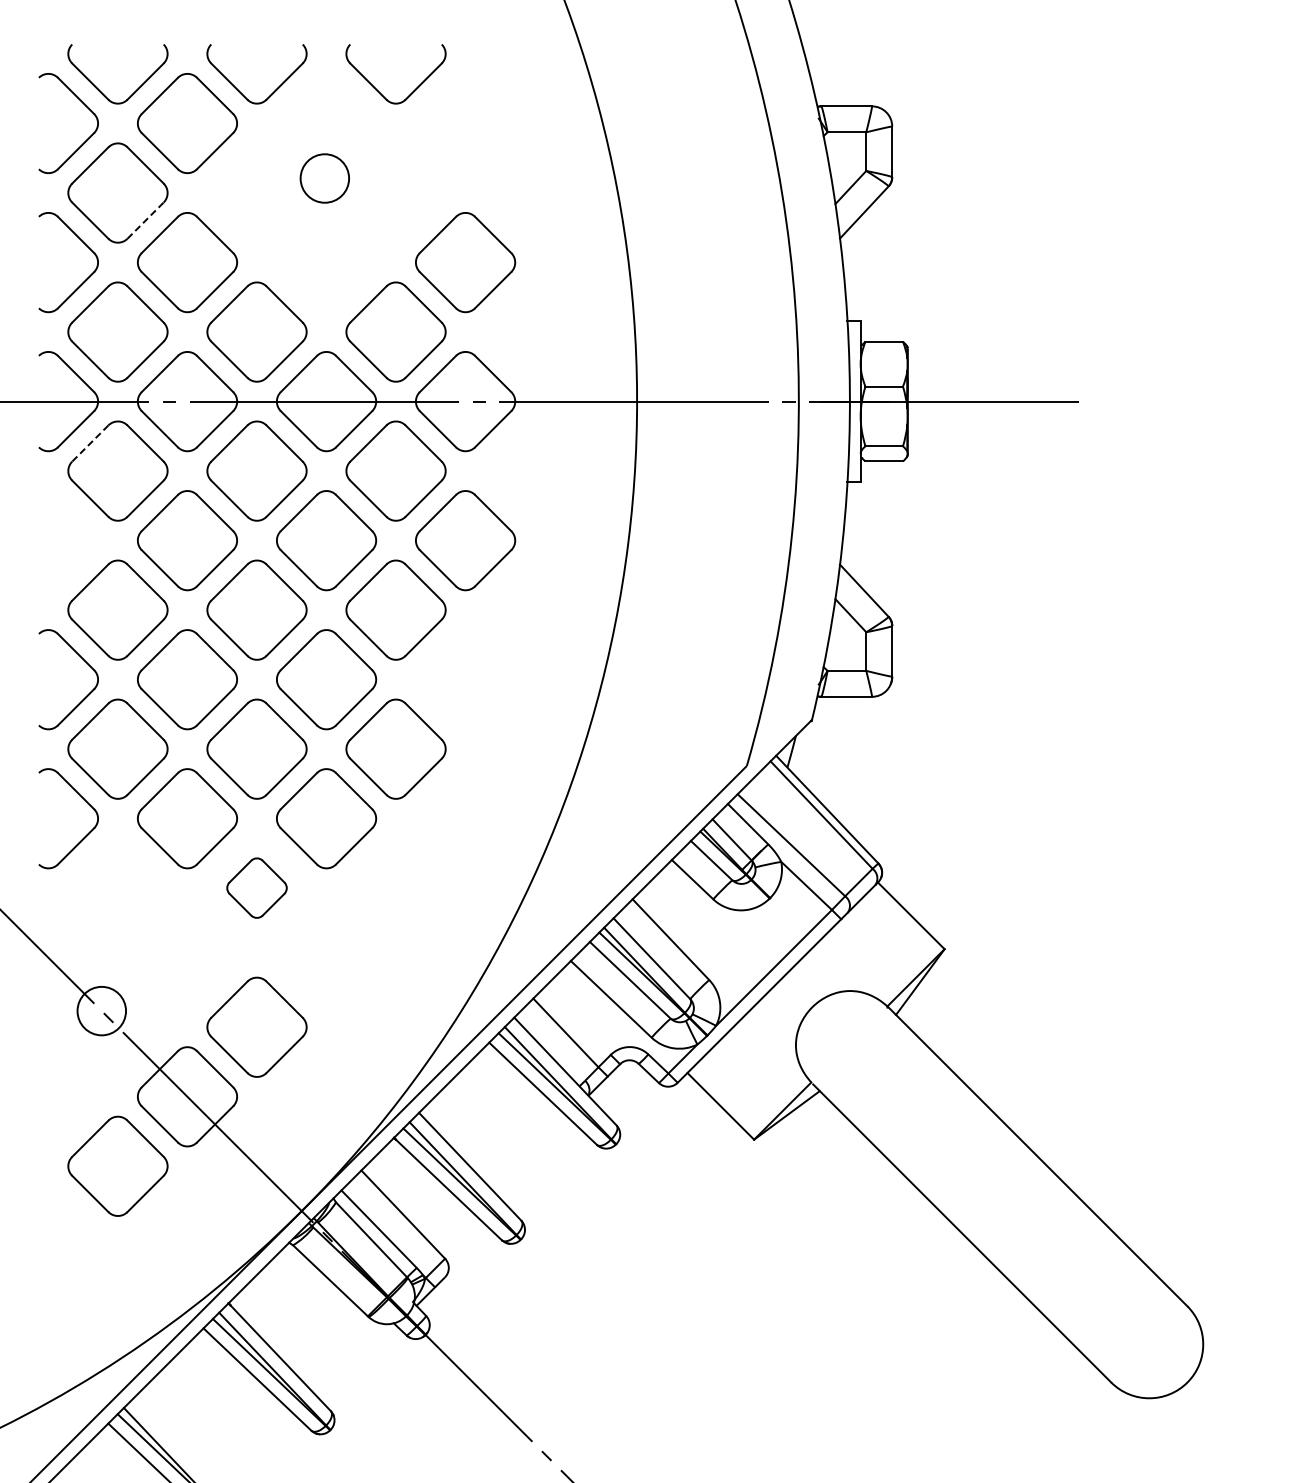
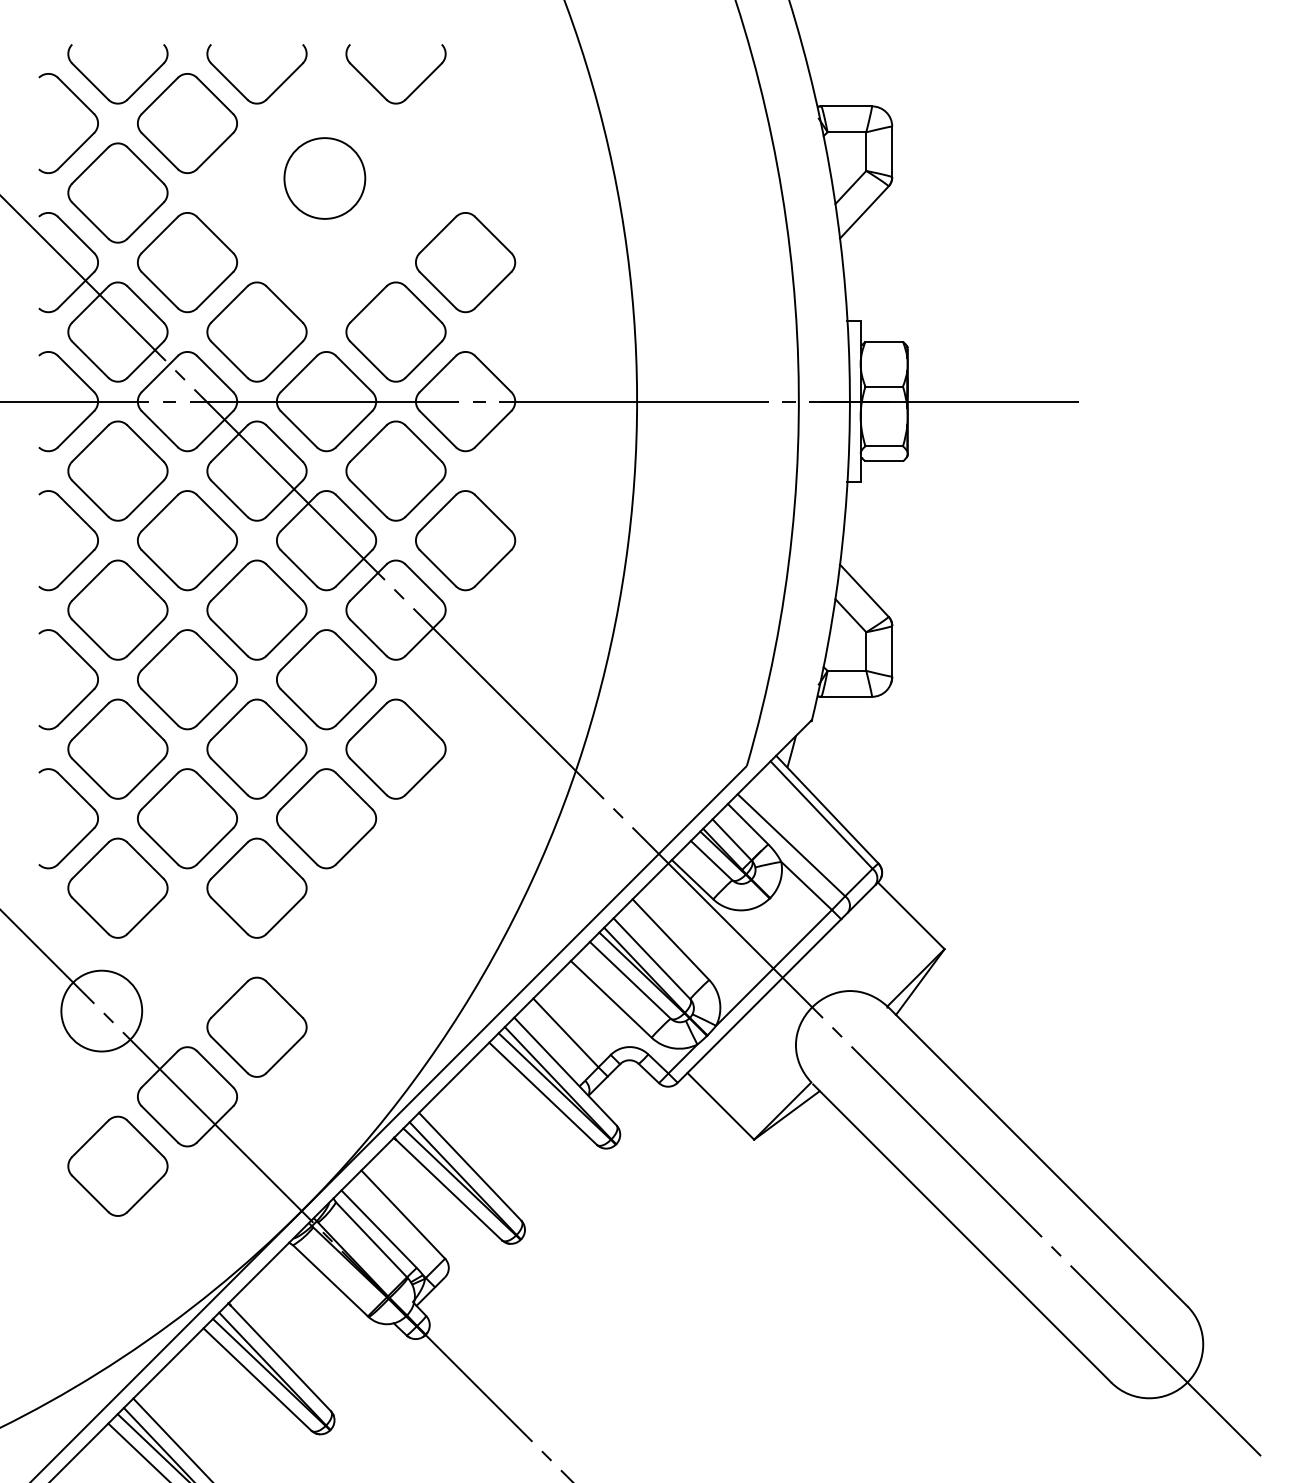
circle diameter: 48 px -> 81 px (324, 178)
line: dashed -> solid (145, 220)
line: dashed -> solid (90, 443)
part: none -> present (85, 523)
line: none -> present (631, 826)
part: none -> present (117, 887)
part size: 62x62 px -> 102x102 px (256, 887)
circle diameter: 48 px -> 81 px (101, 1010)
line: none -> present (171, 1438)
